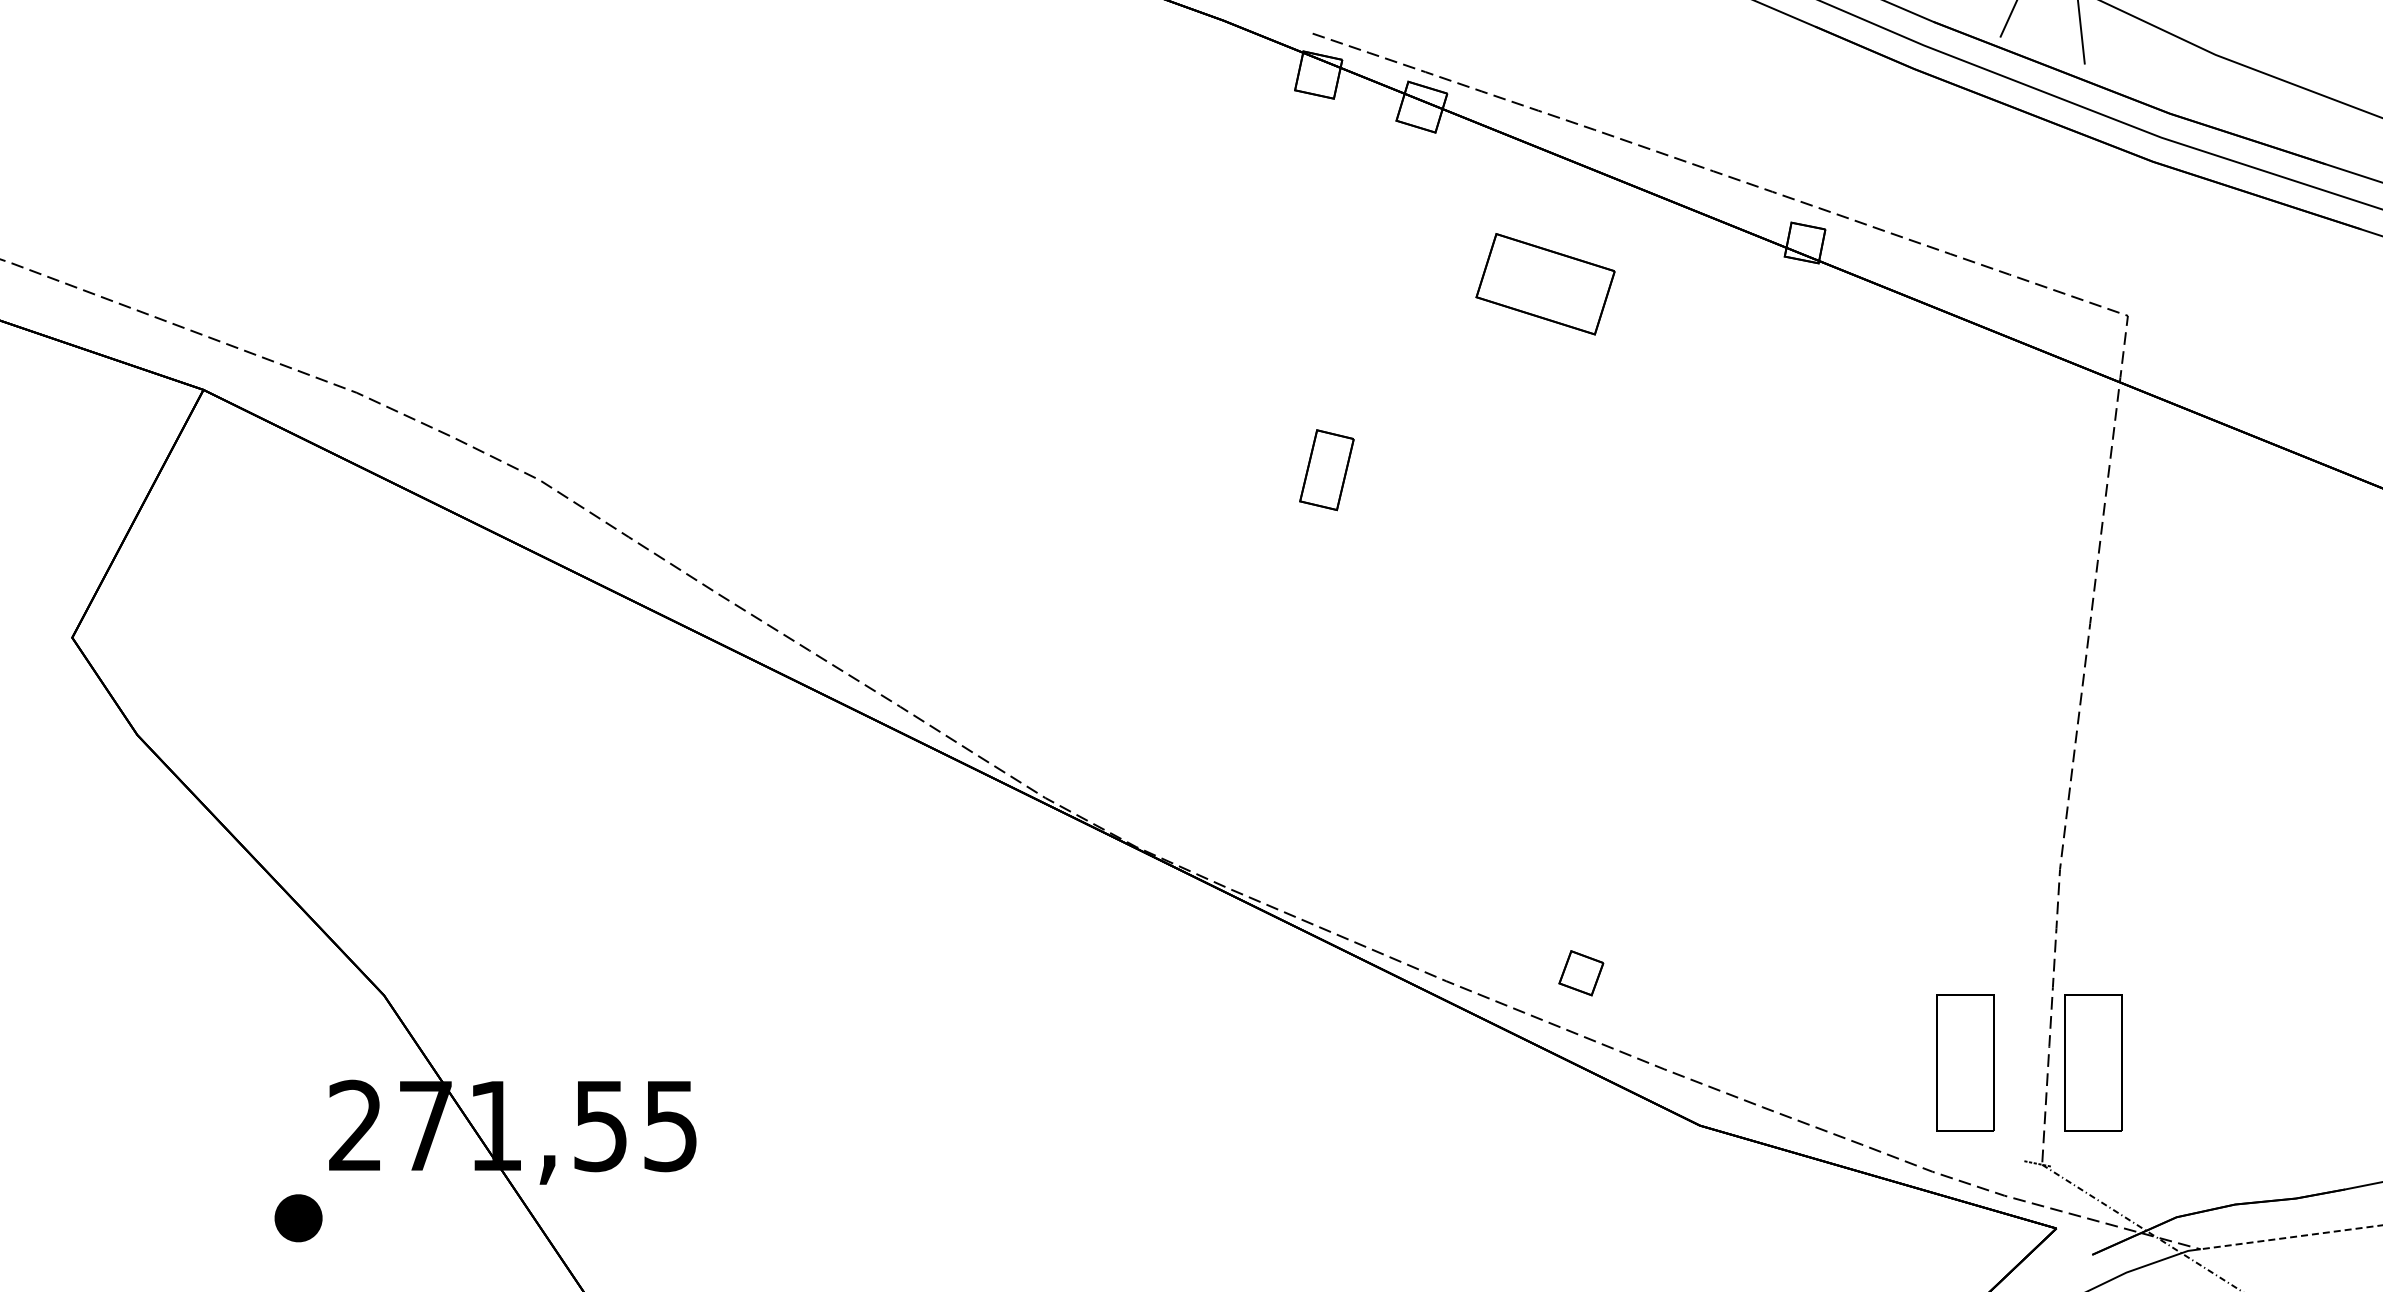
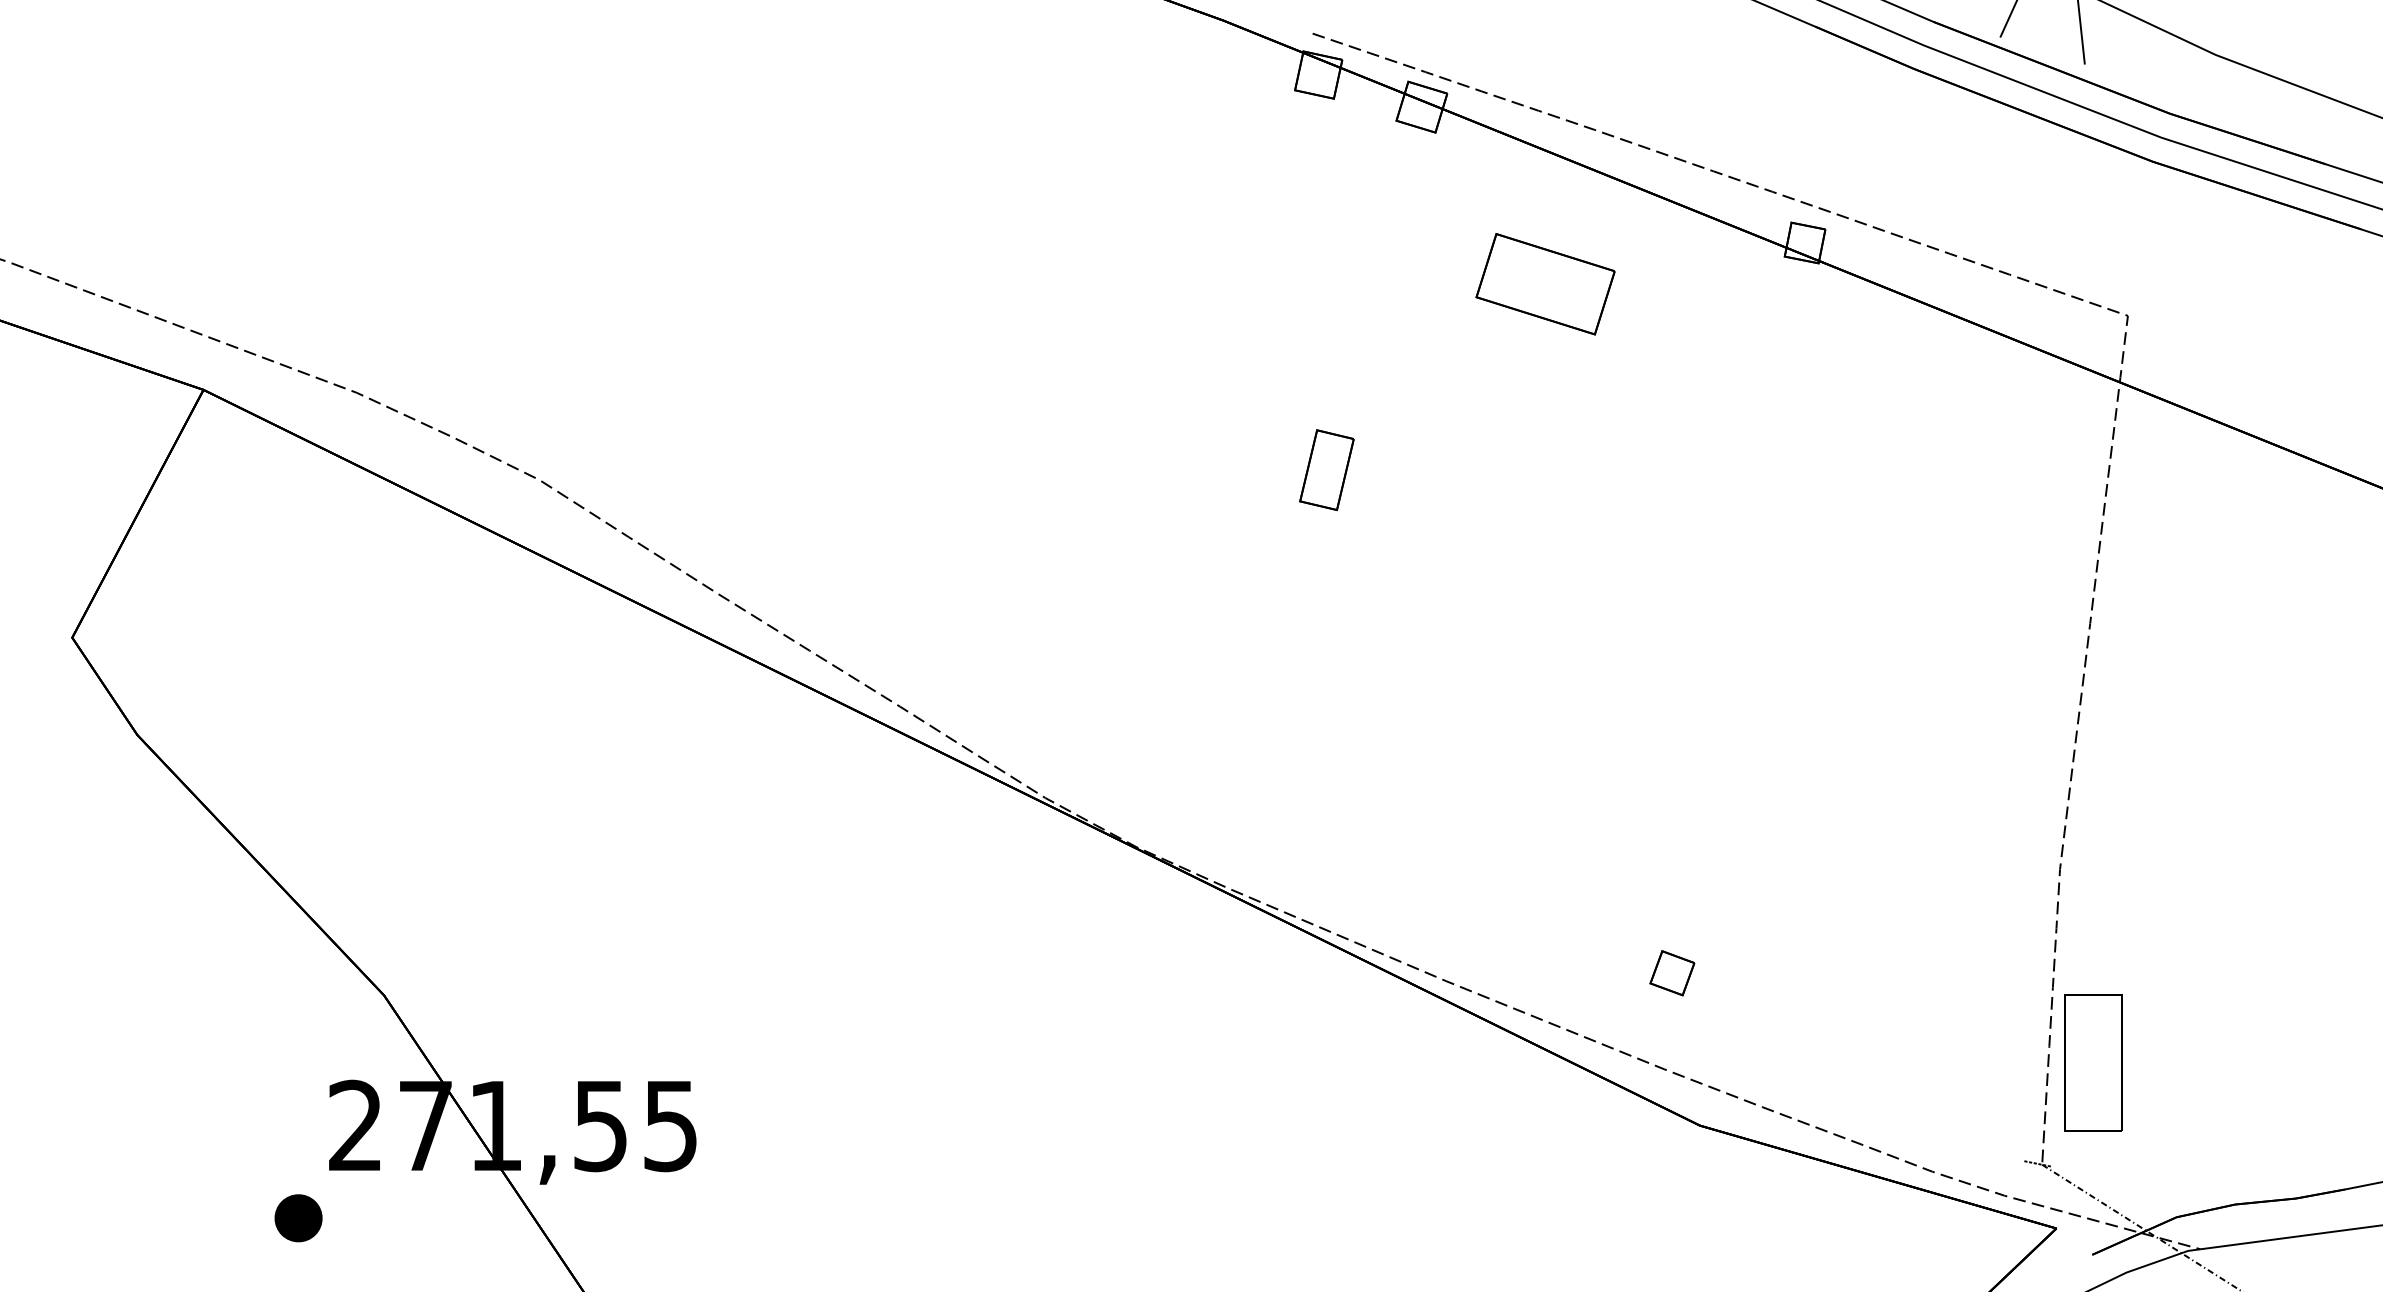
part position: (1581, 973) -> (1672, 973) (1672, 973)
part: present -> none (1965, 1062)
line: dashed -> solid (2291, 1237)
